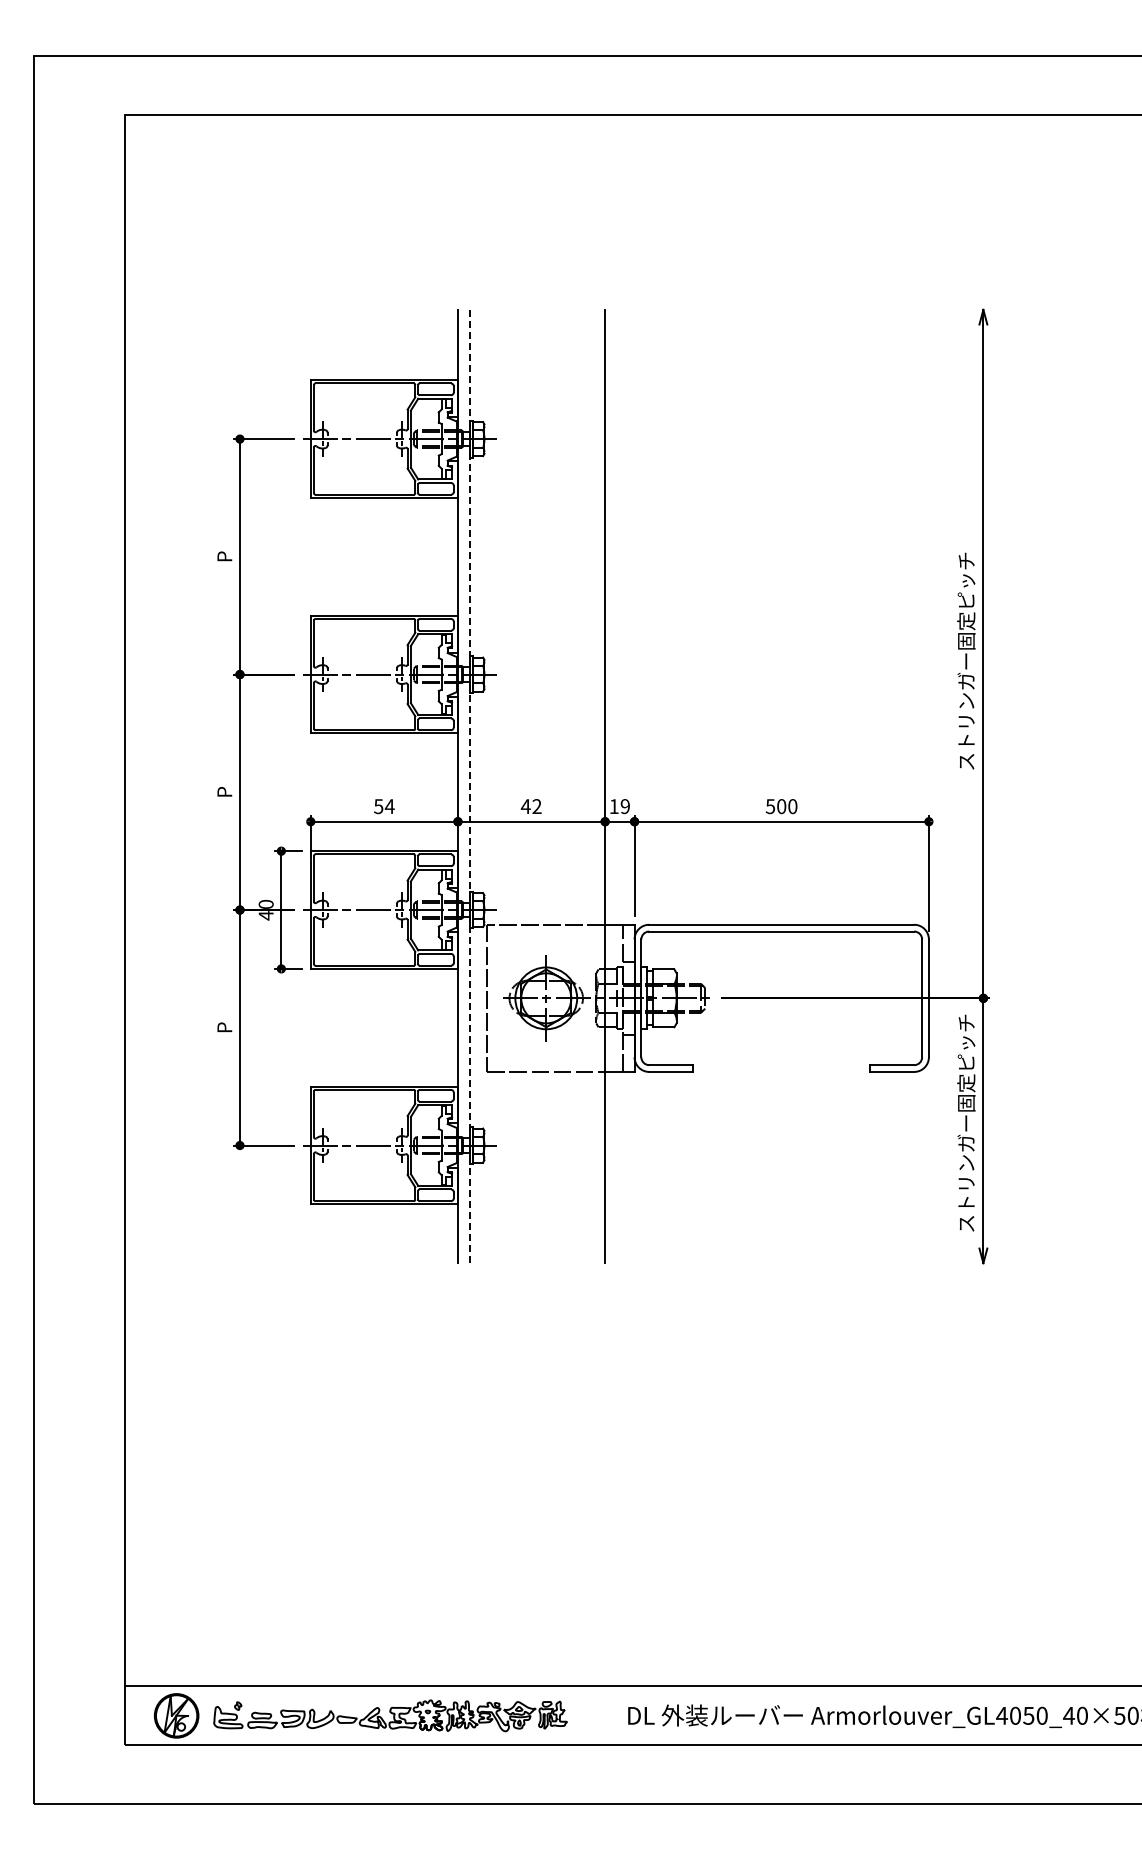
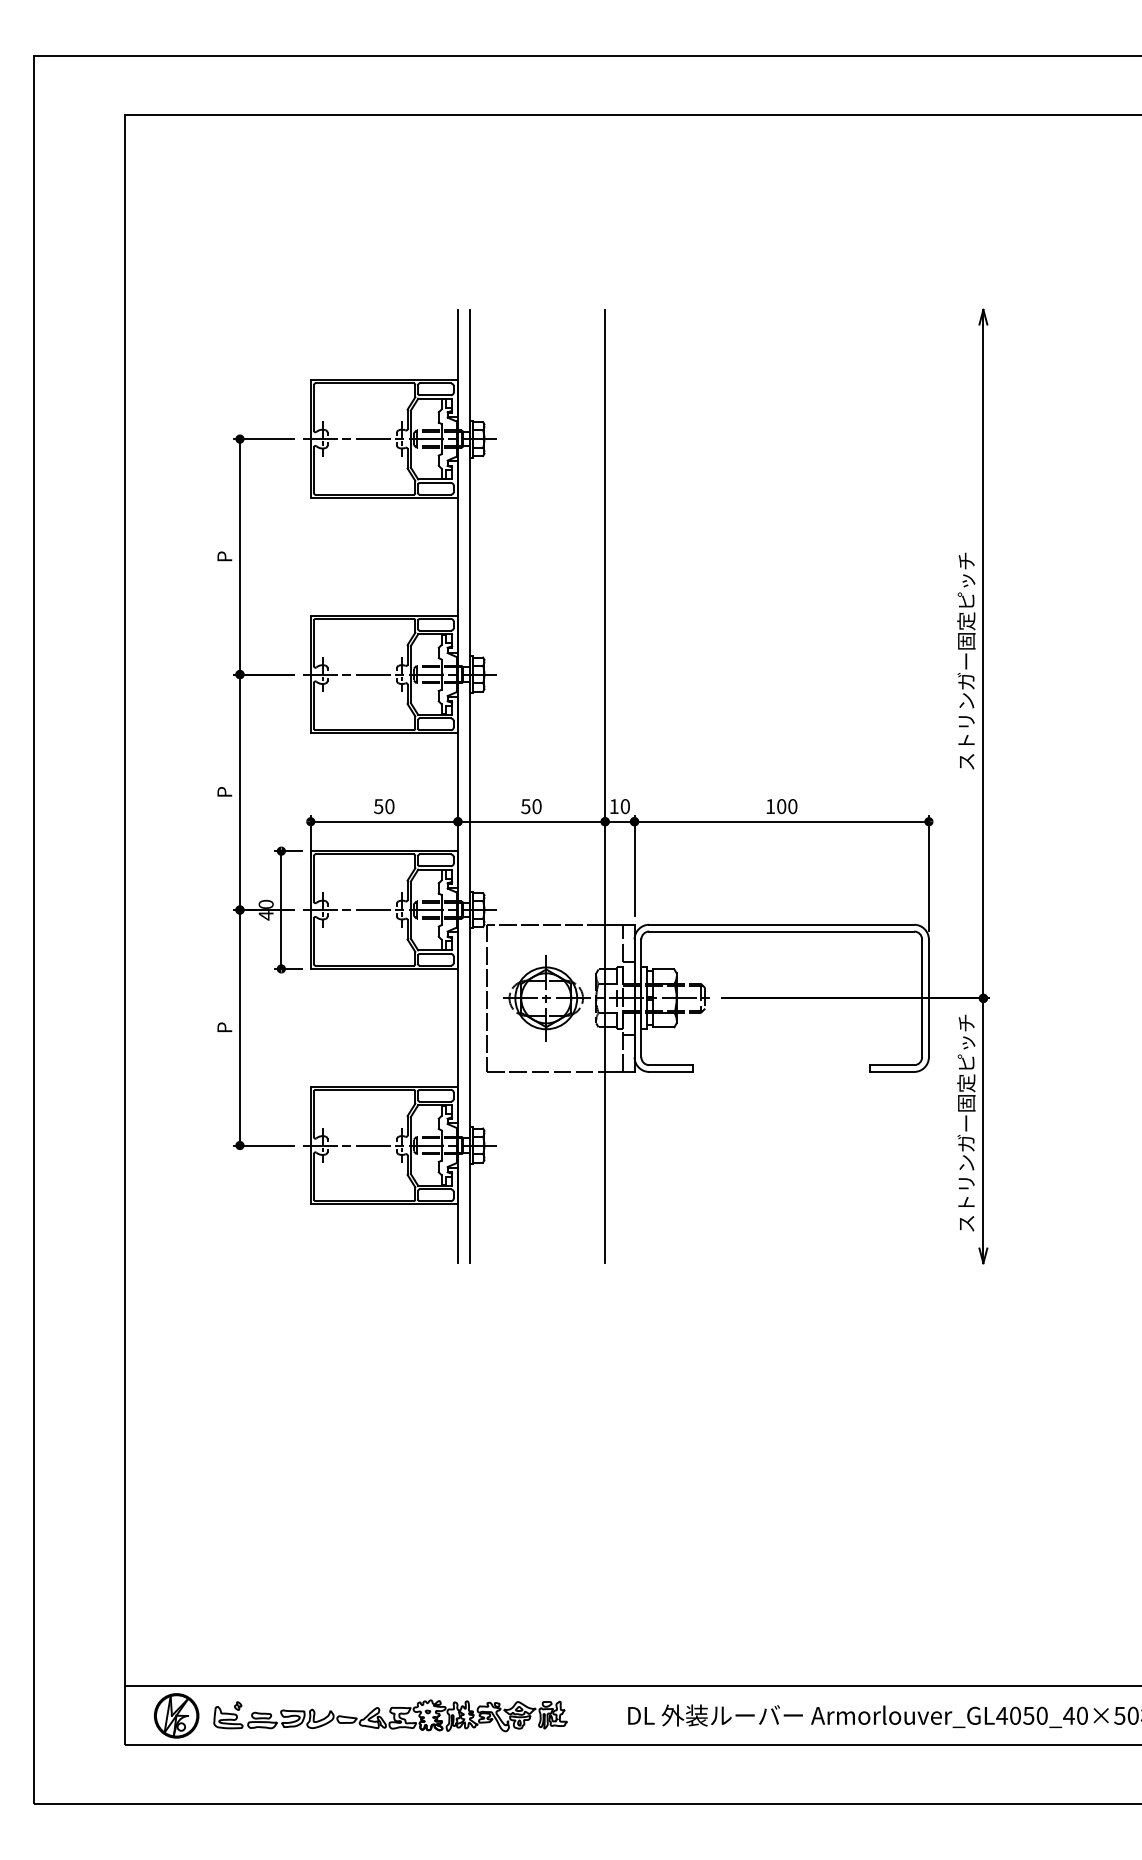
line: dashed -> solid (469, 786)
text: 54 -> 50 (389, 806)
text: 42 -> 50 (530, 806)
text: 19 -> 10 (624, 806)
text: 500 -> 100 (769, 806)
